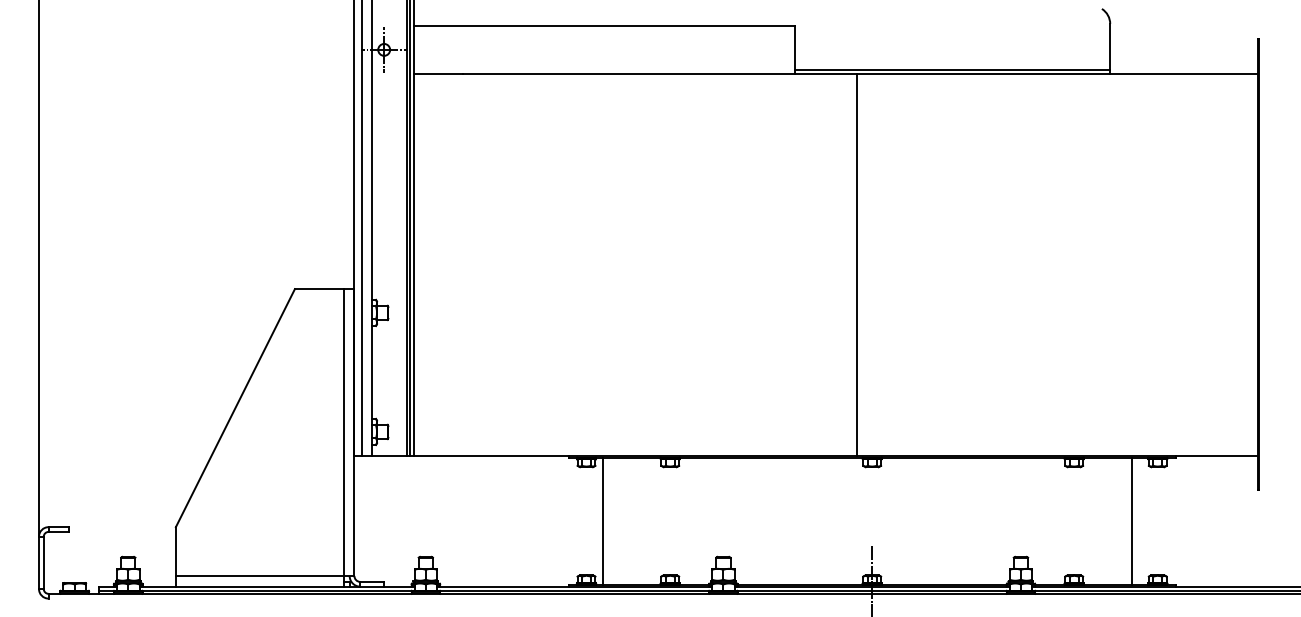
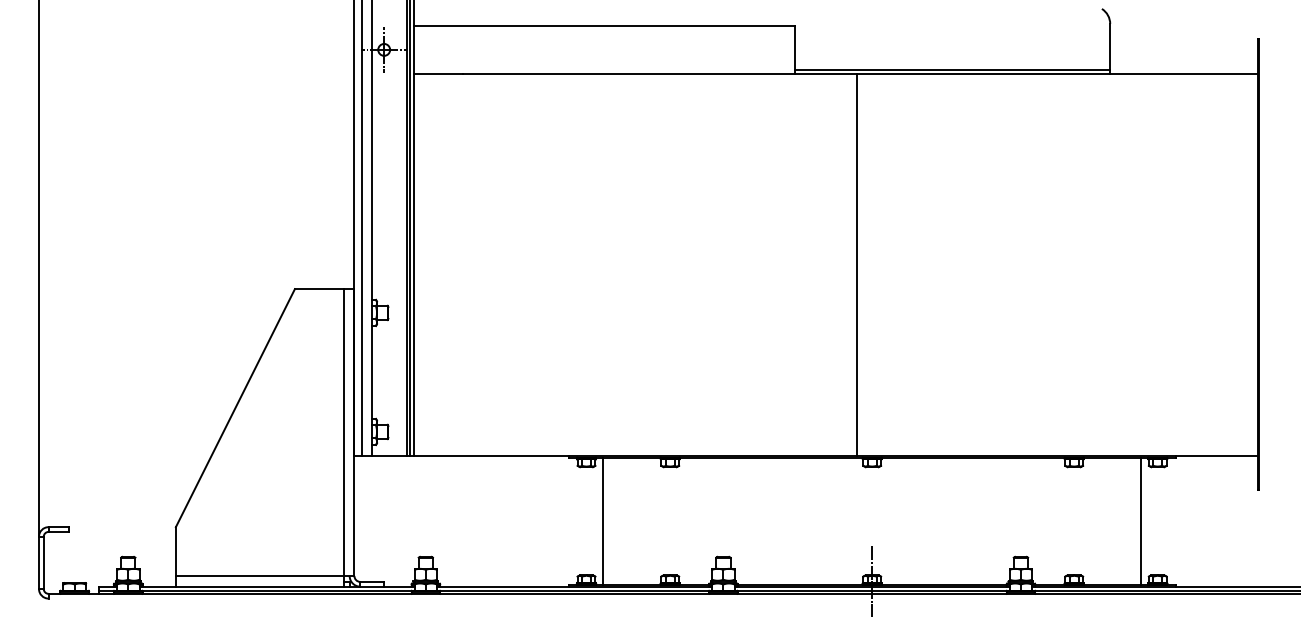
line position: (1131, 520) -> (1140, 520) (1140, 520)
